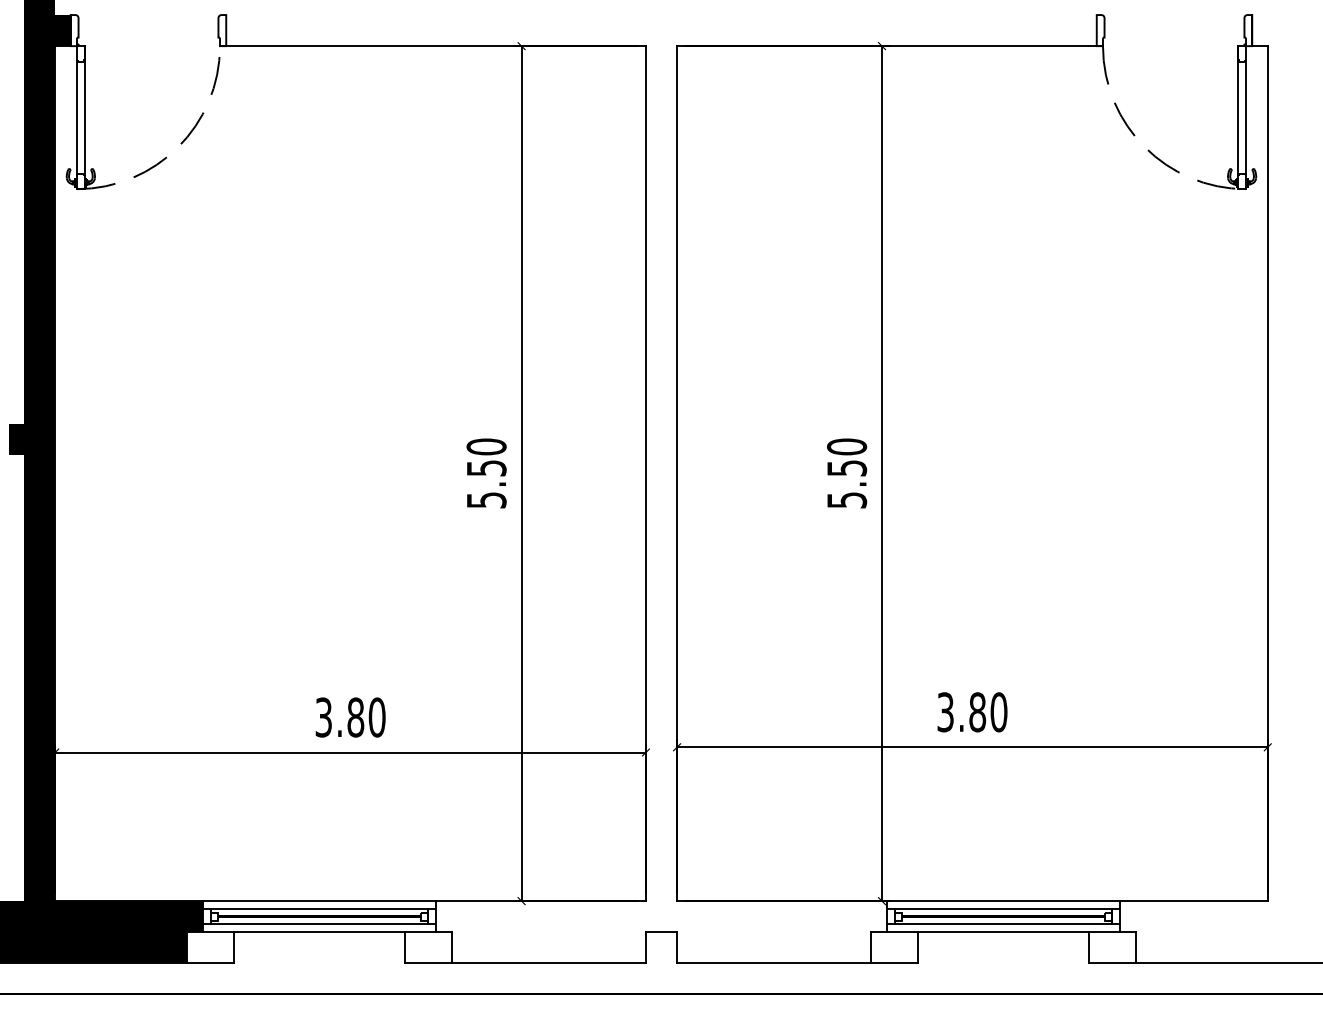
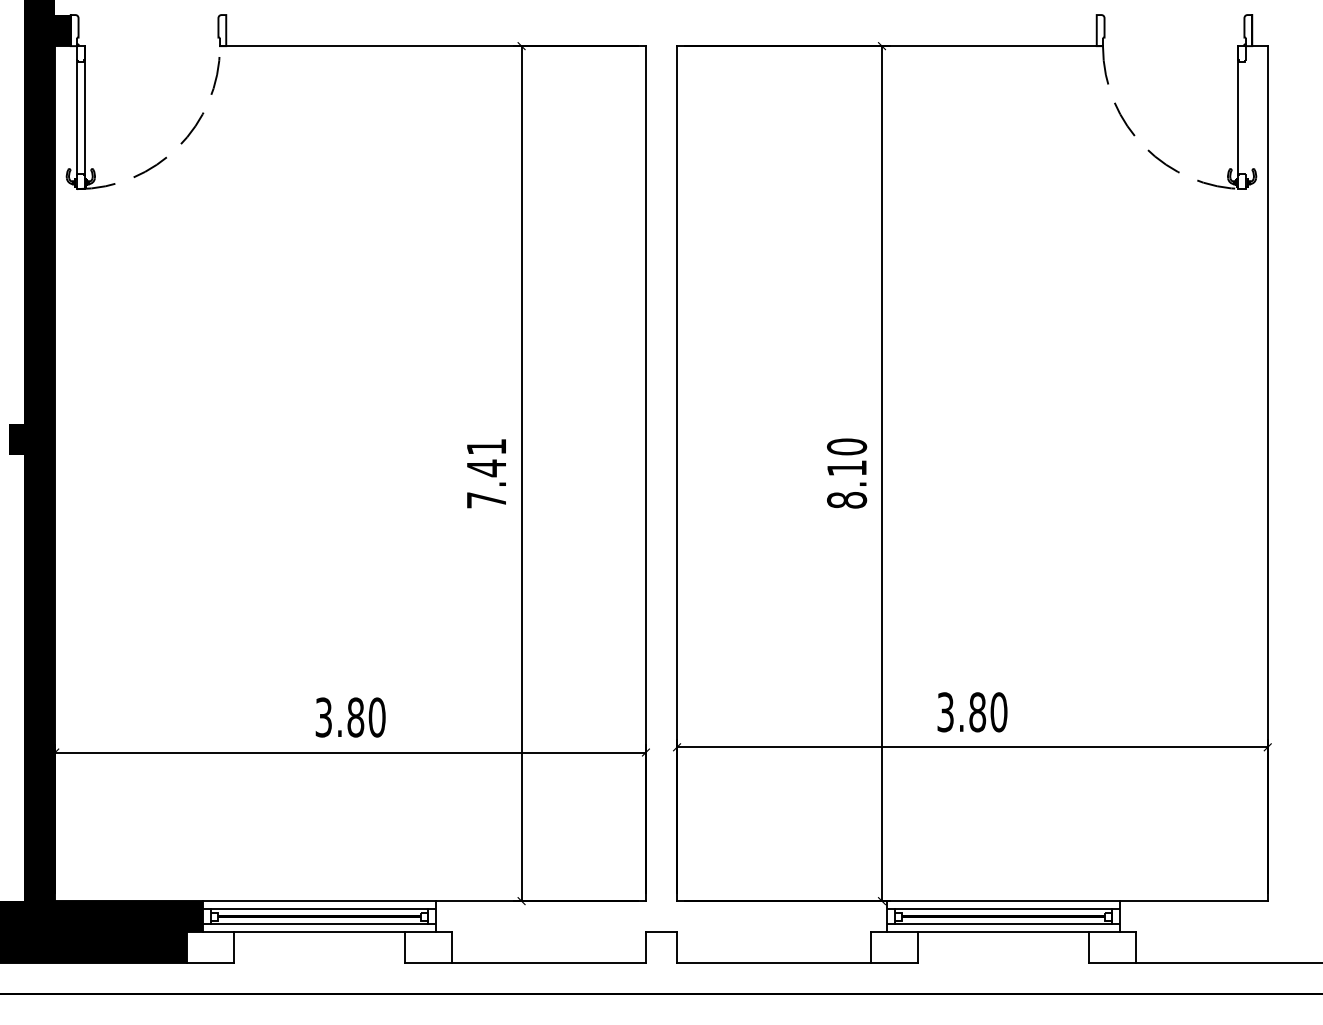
line: present -> none (1246, 117)
text: 5.50 -> 7.41 (486, 473)
text: 5.50 -> 8.10 (847, 484)
